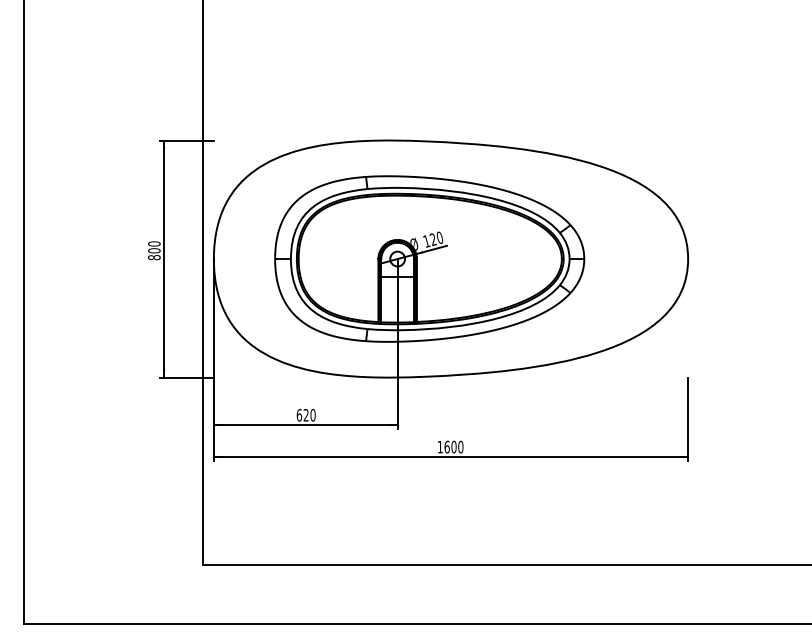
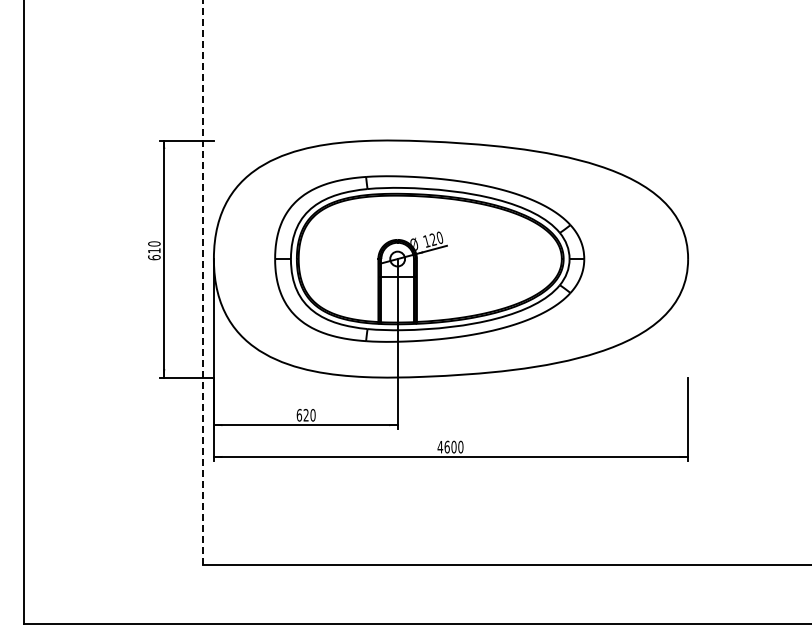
text: 800 -> 610 (154, 254)
line: solid -> dashed (203, 282)
text: 1600 -> 4600 (440, 447)
